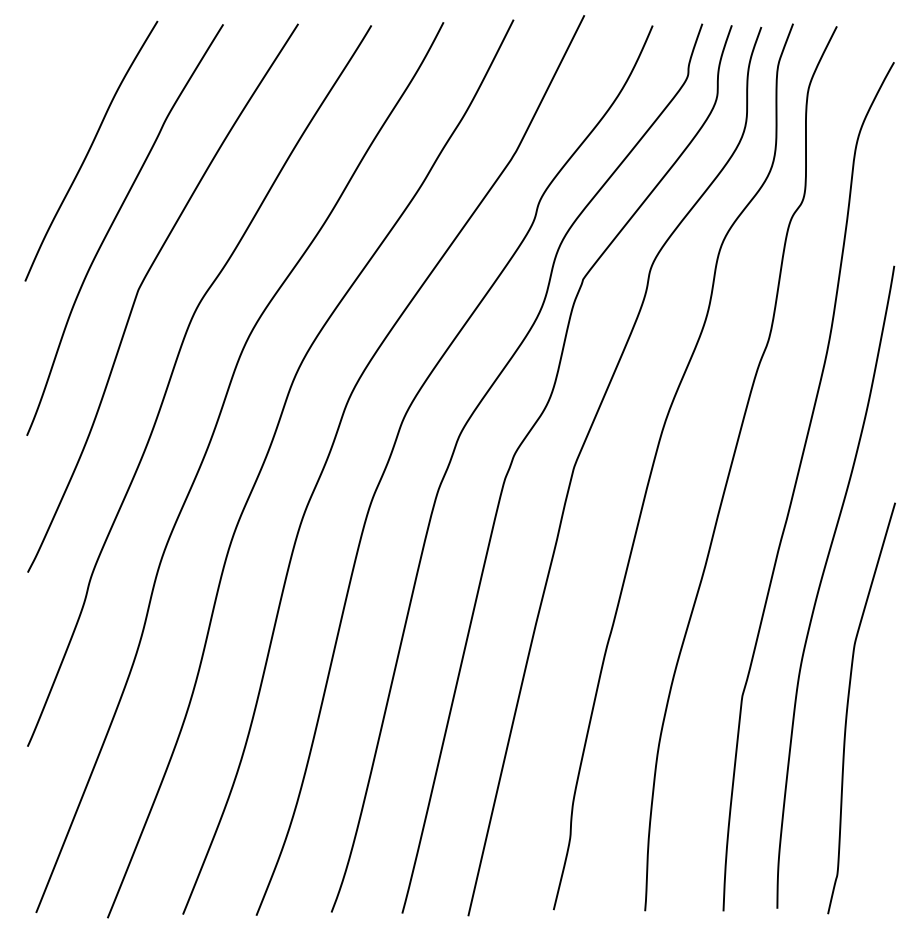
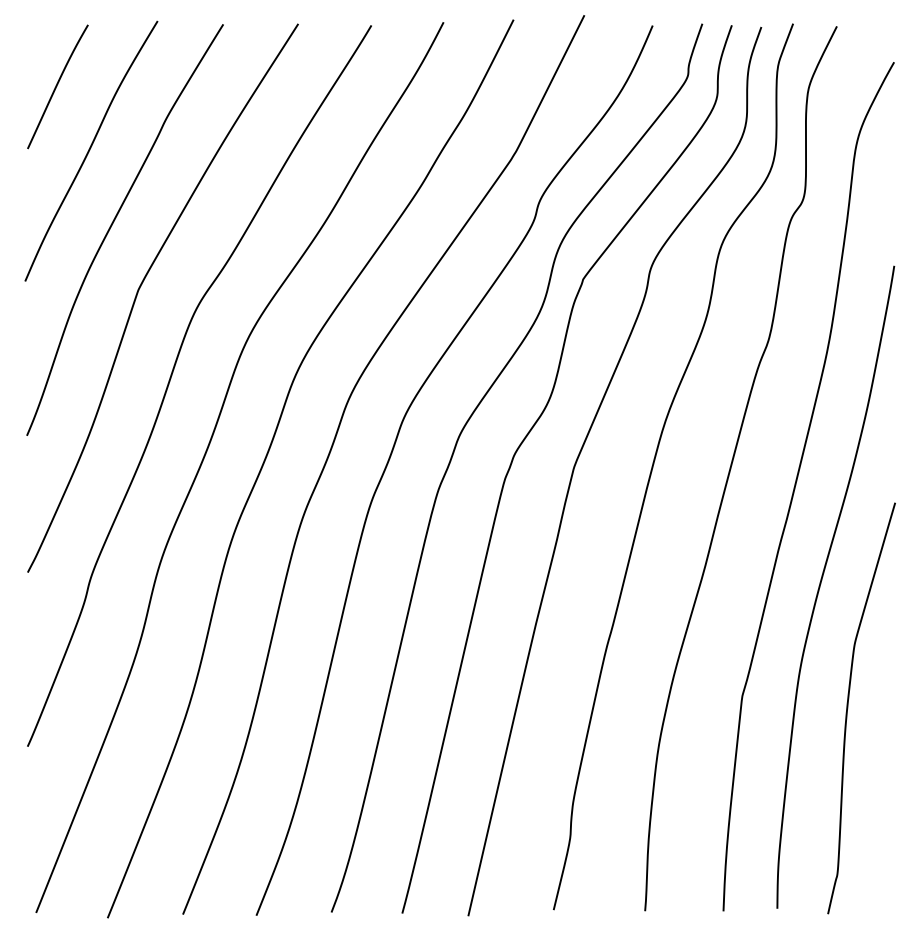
curve: none -> present (57, 86)
